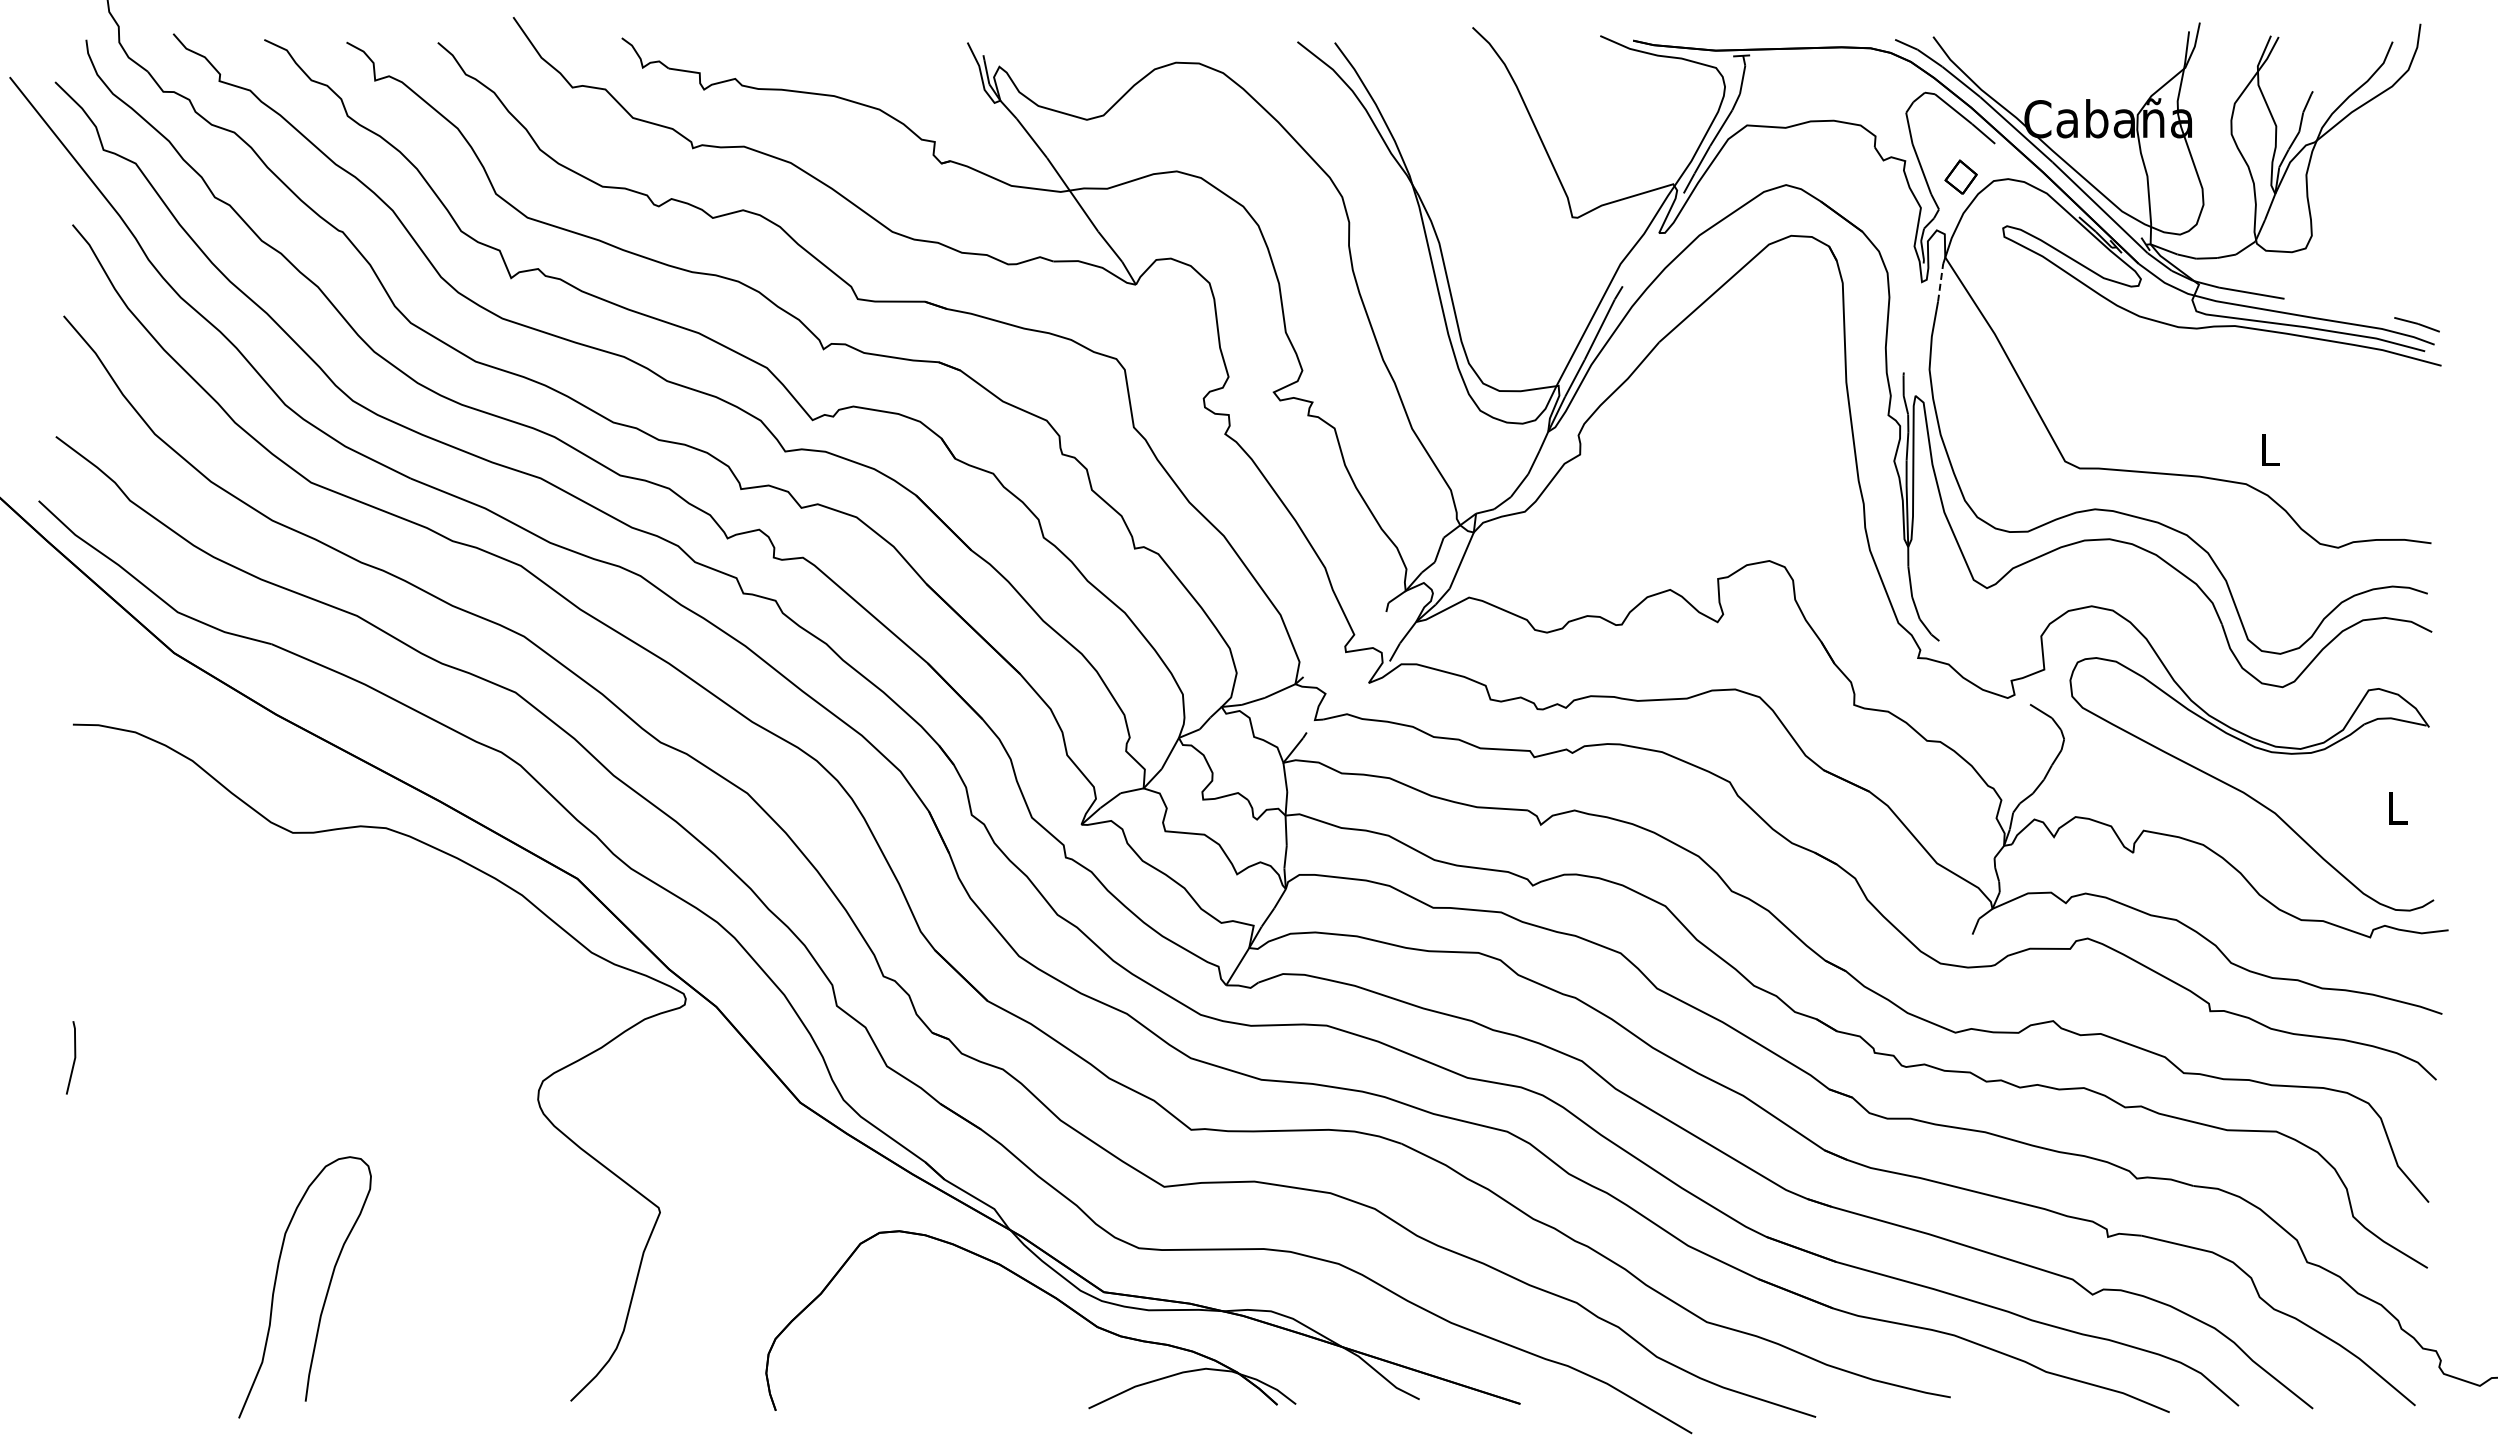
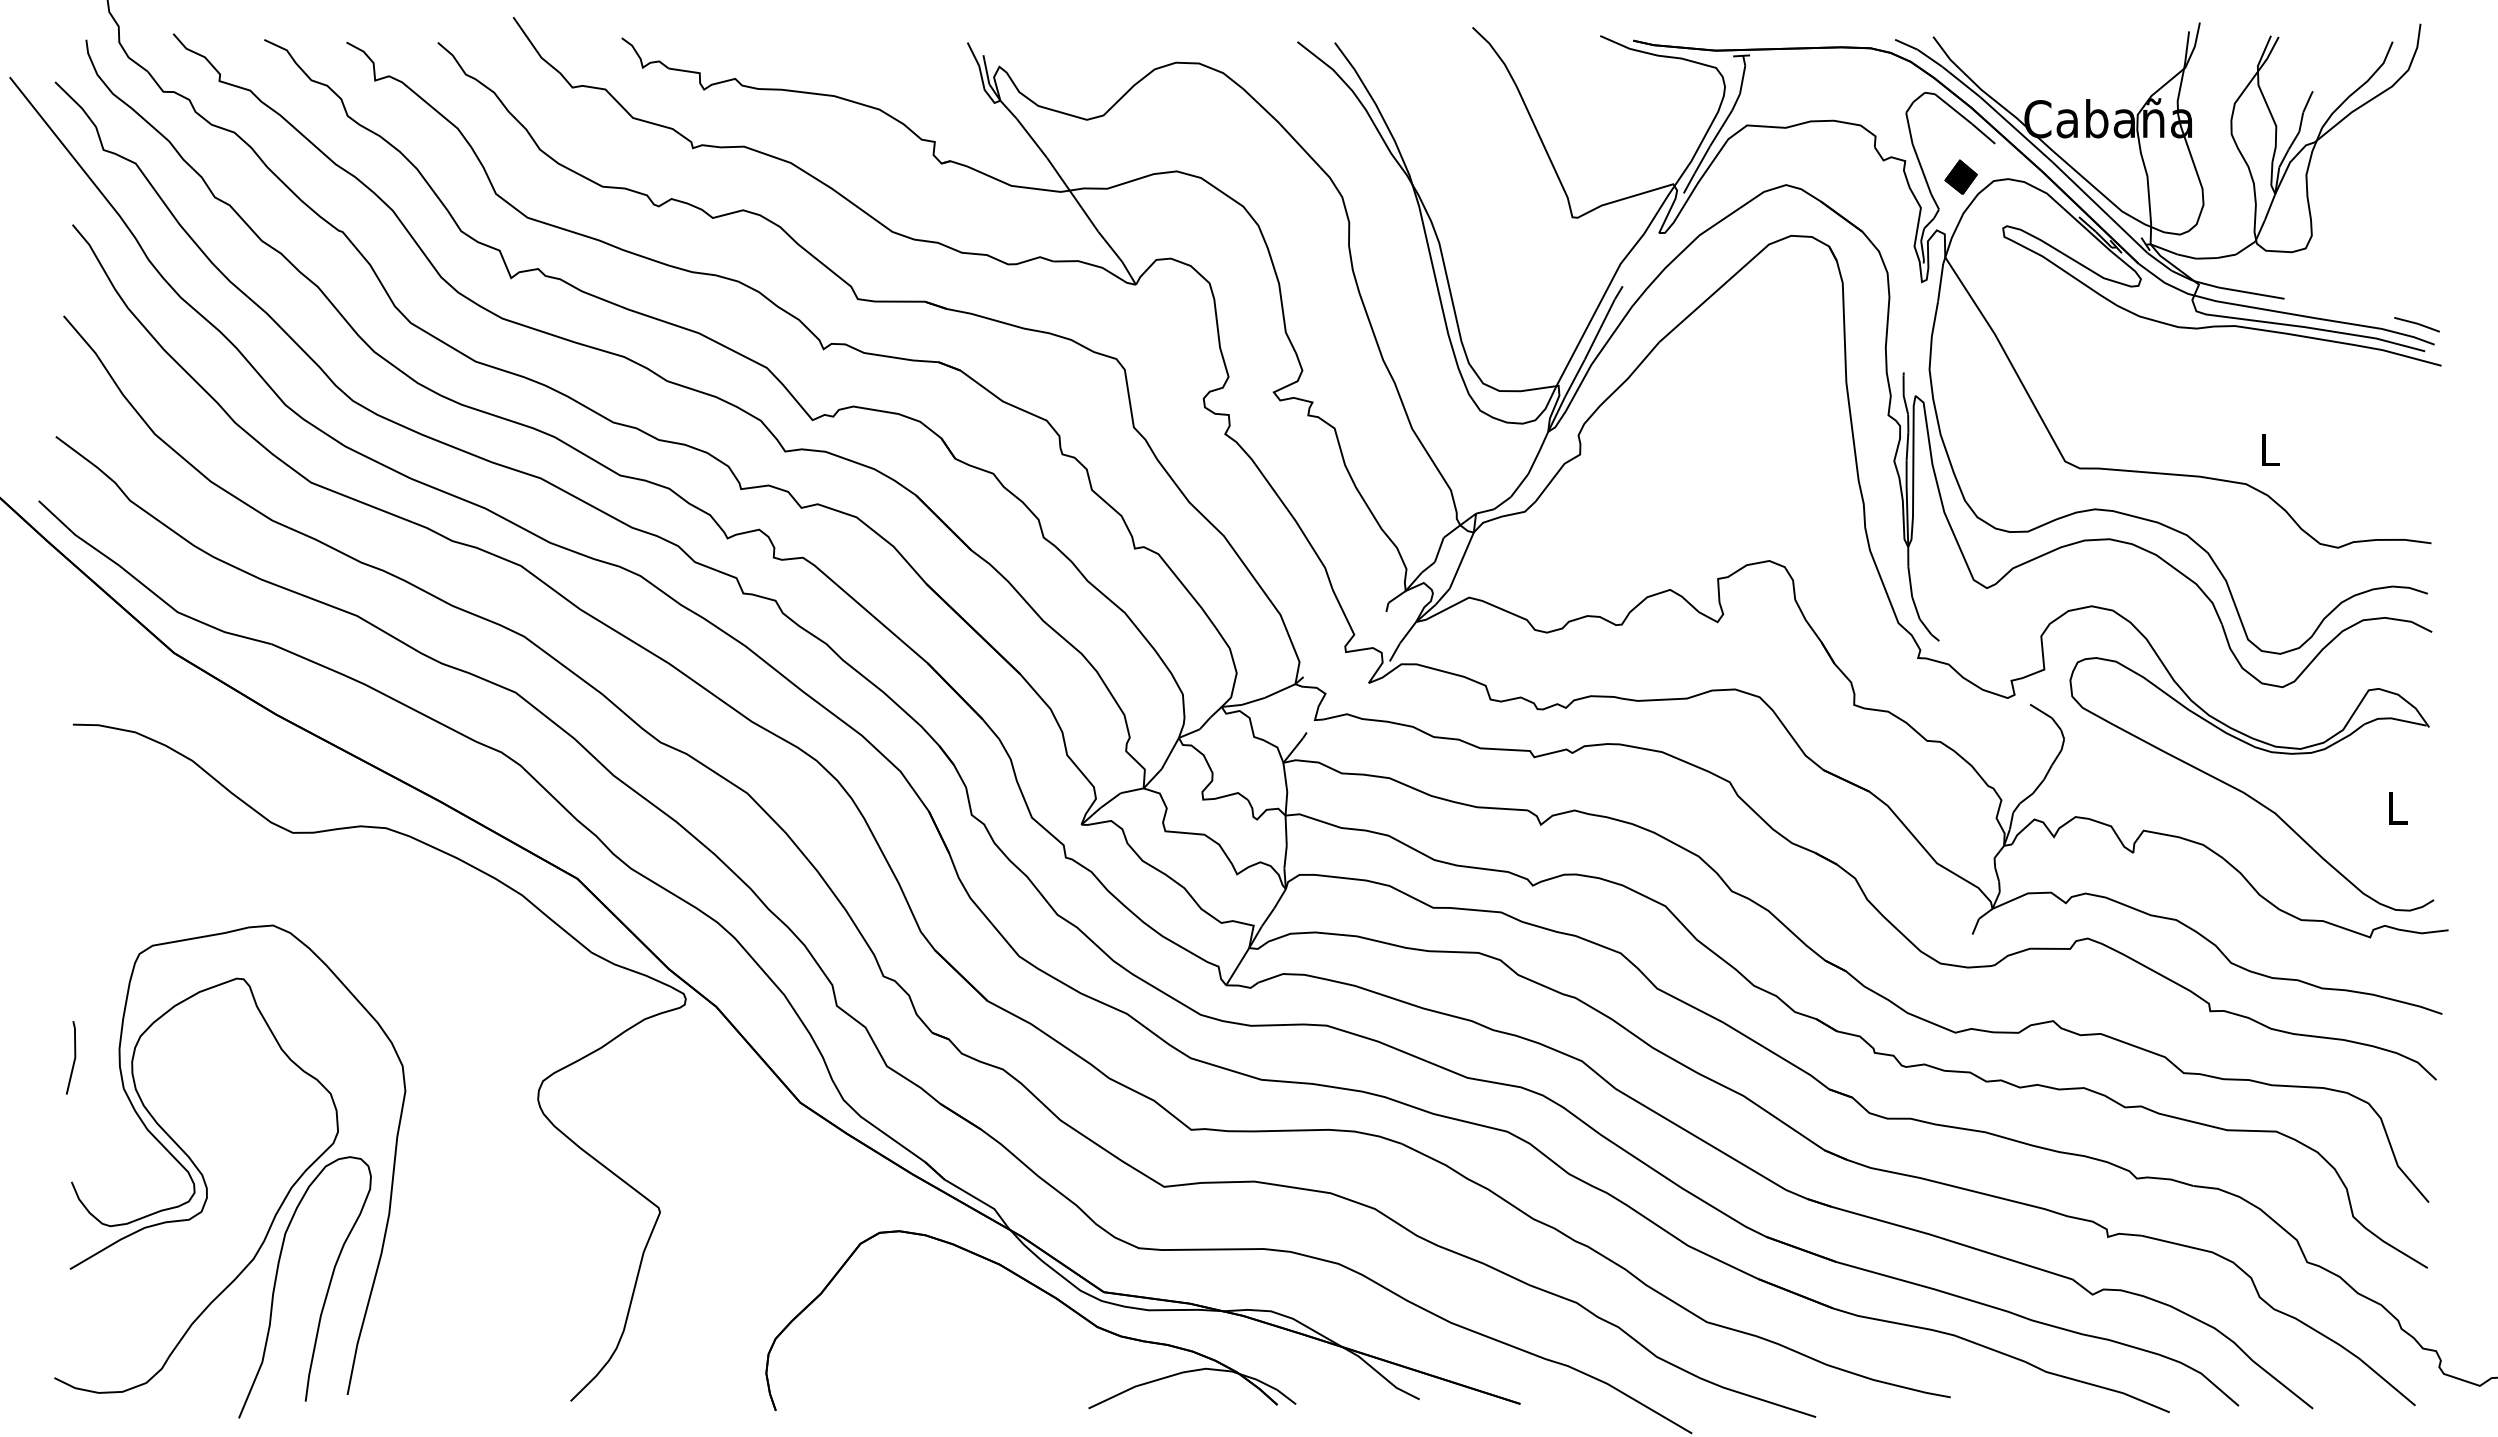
fill: none -> present (1960, 177)
line: dashed -> solid (1940, 282)
part: none -> present (202, 1173)
